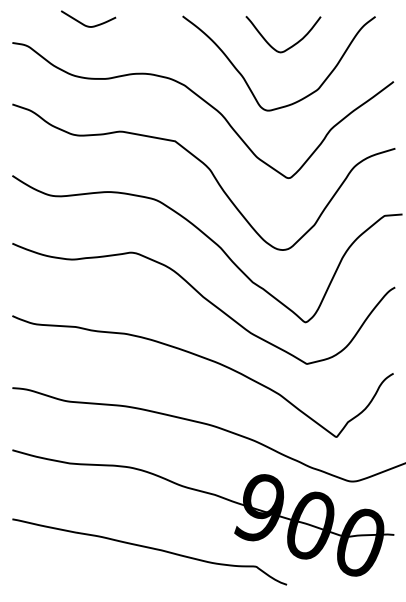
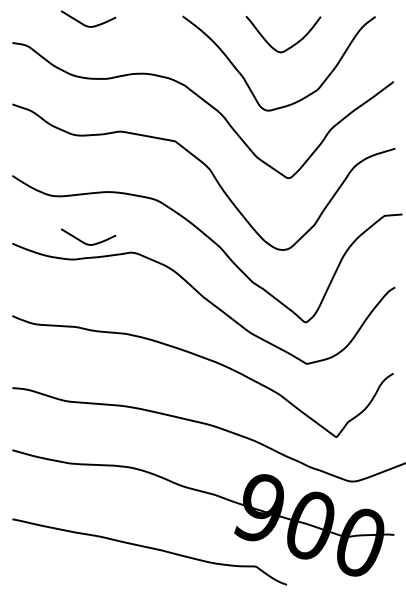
curve: none -> present (85, 242)
